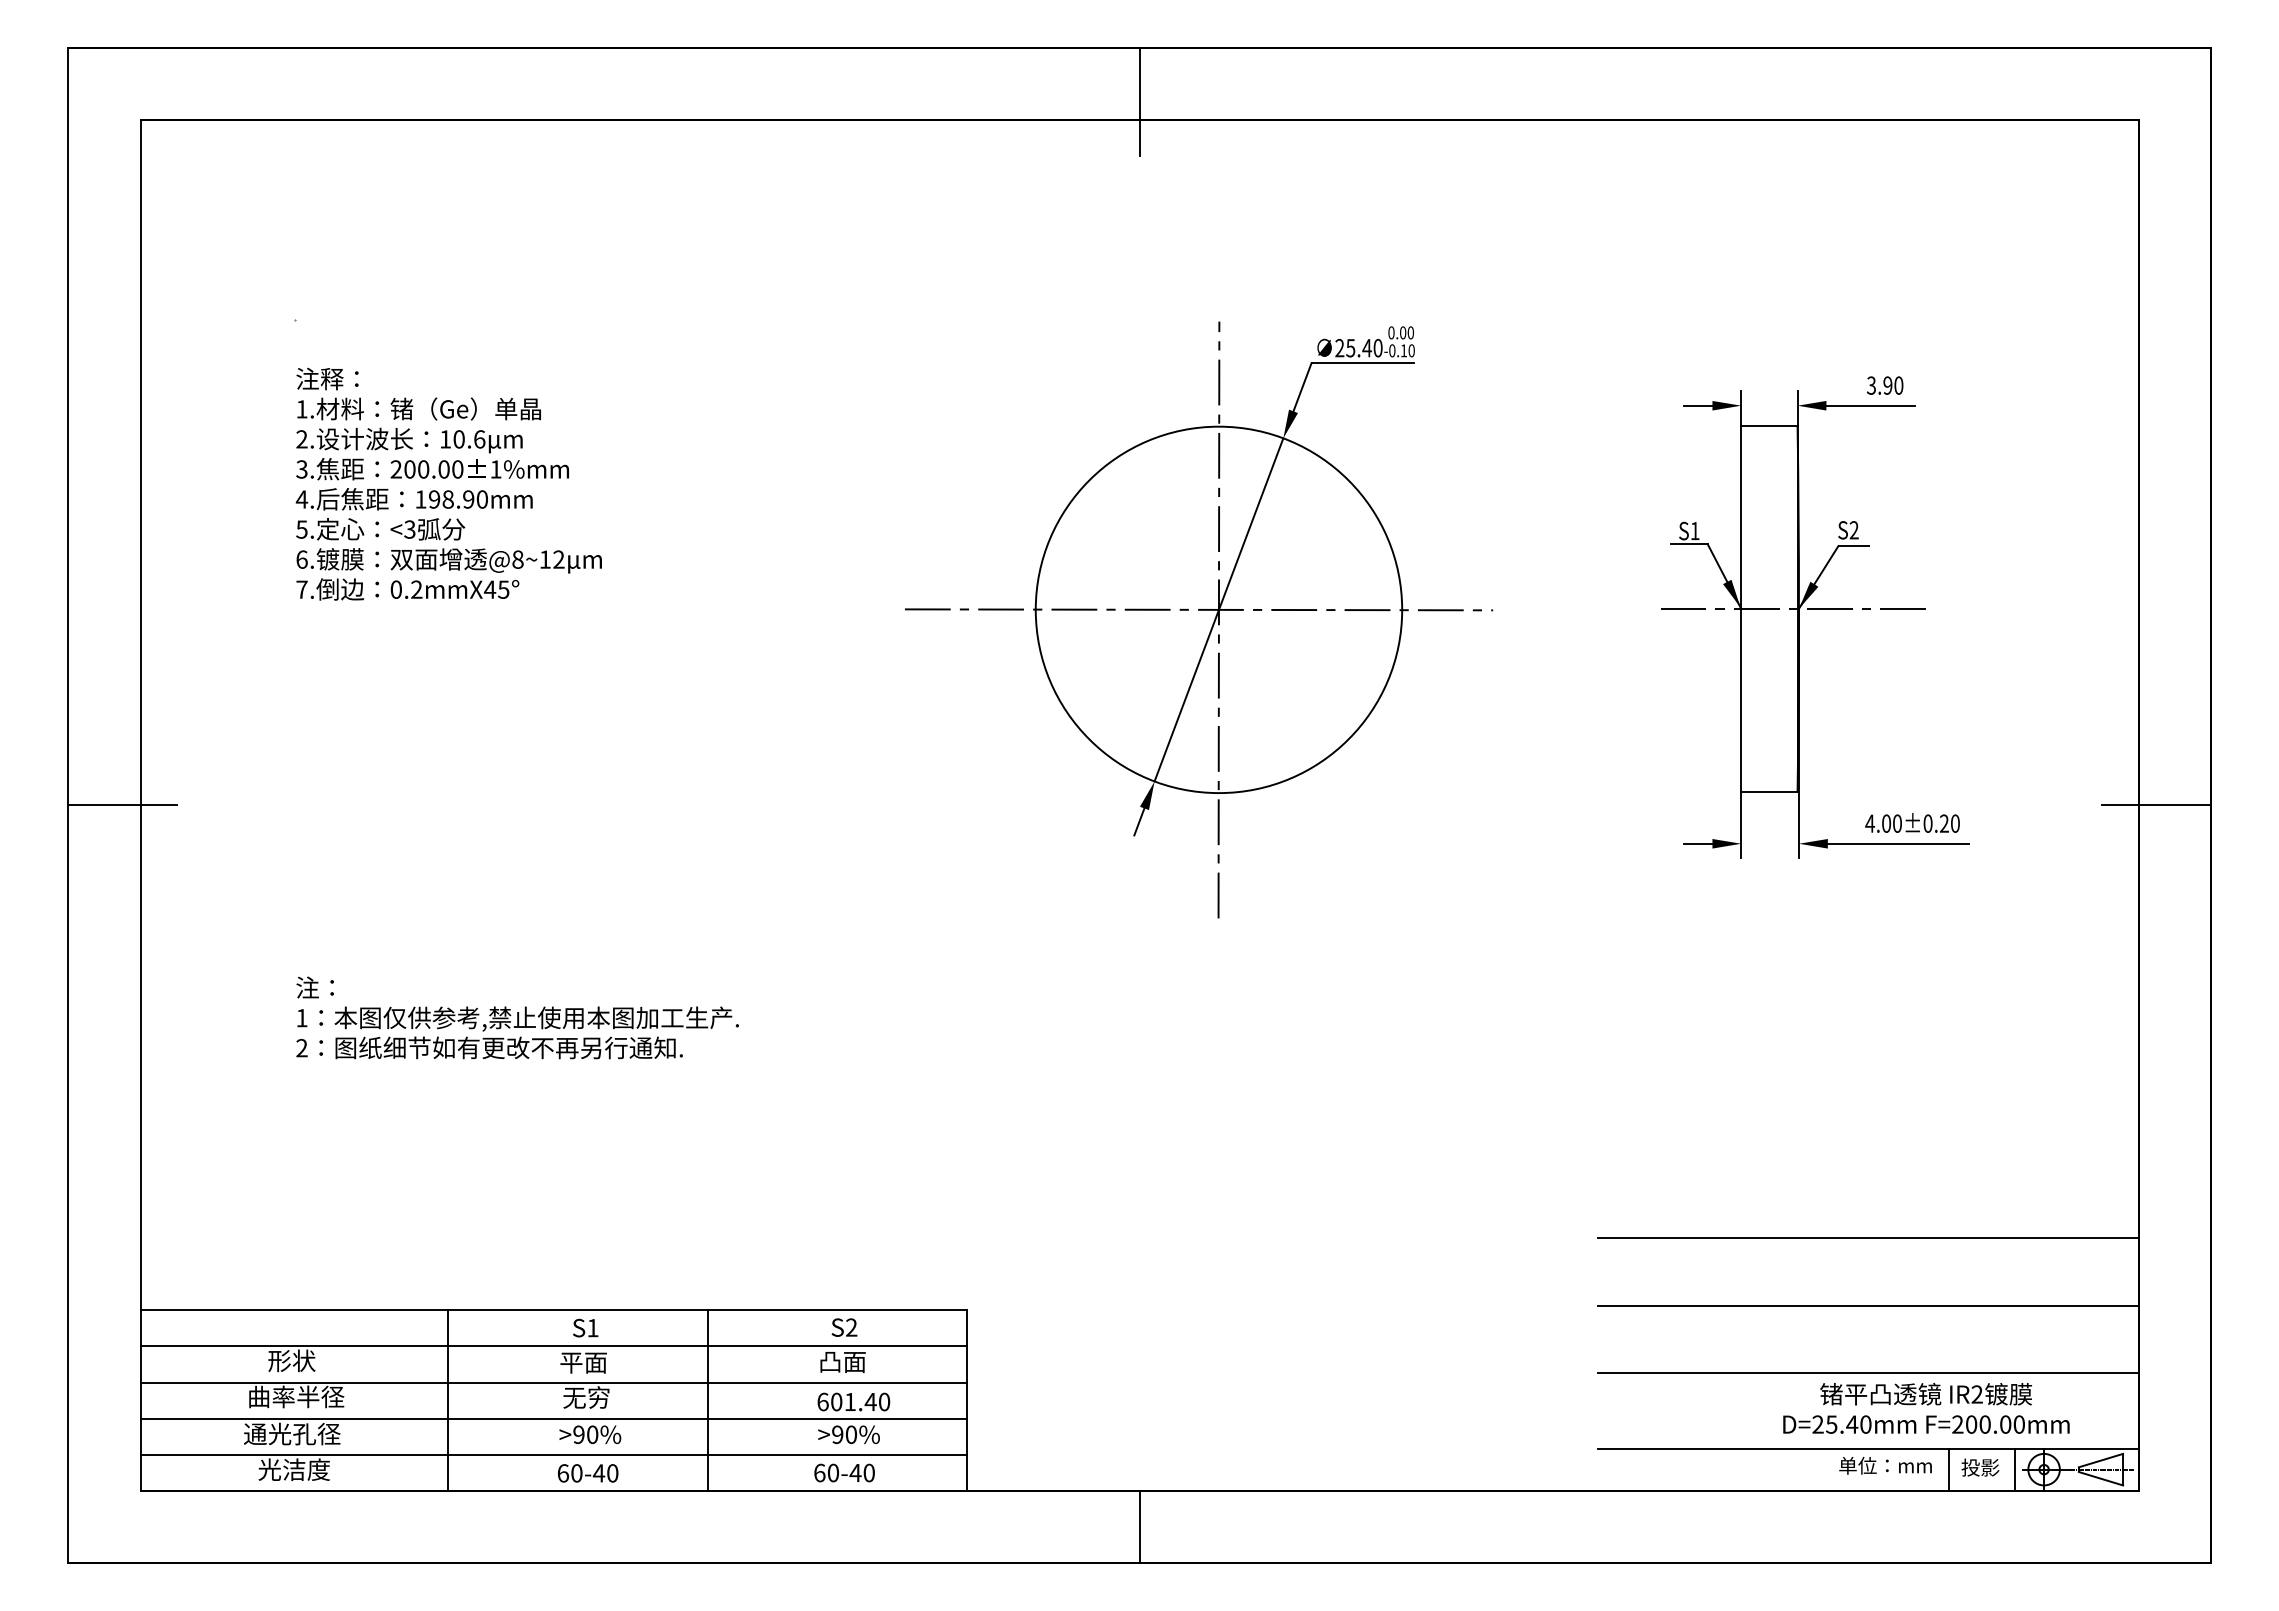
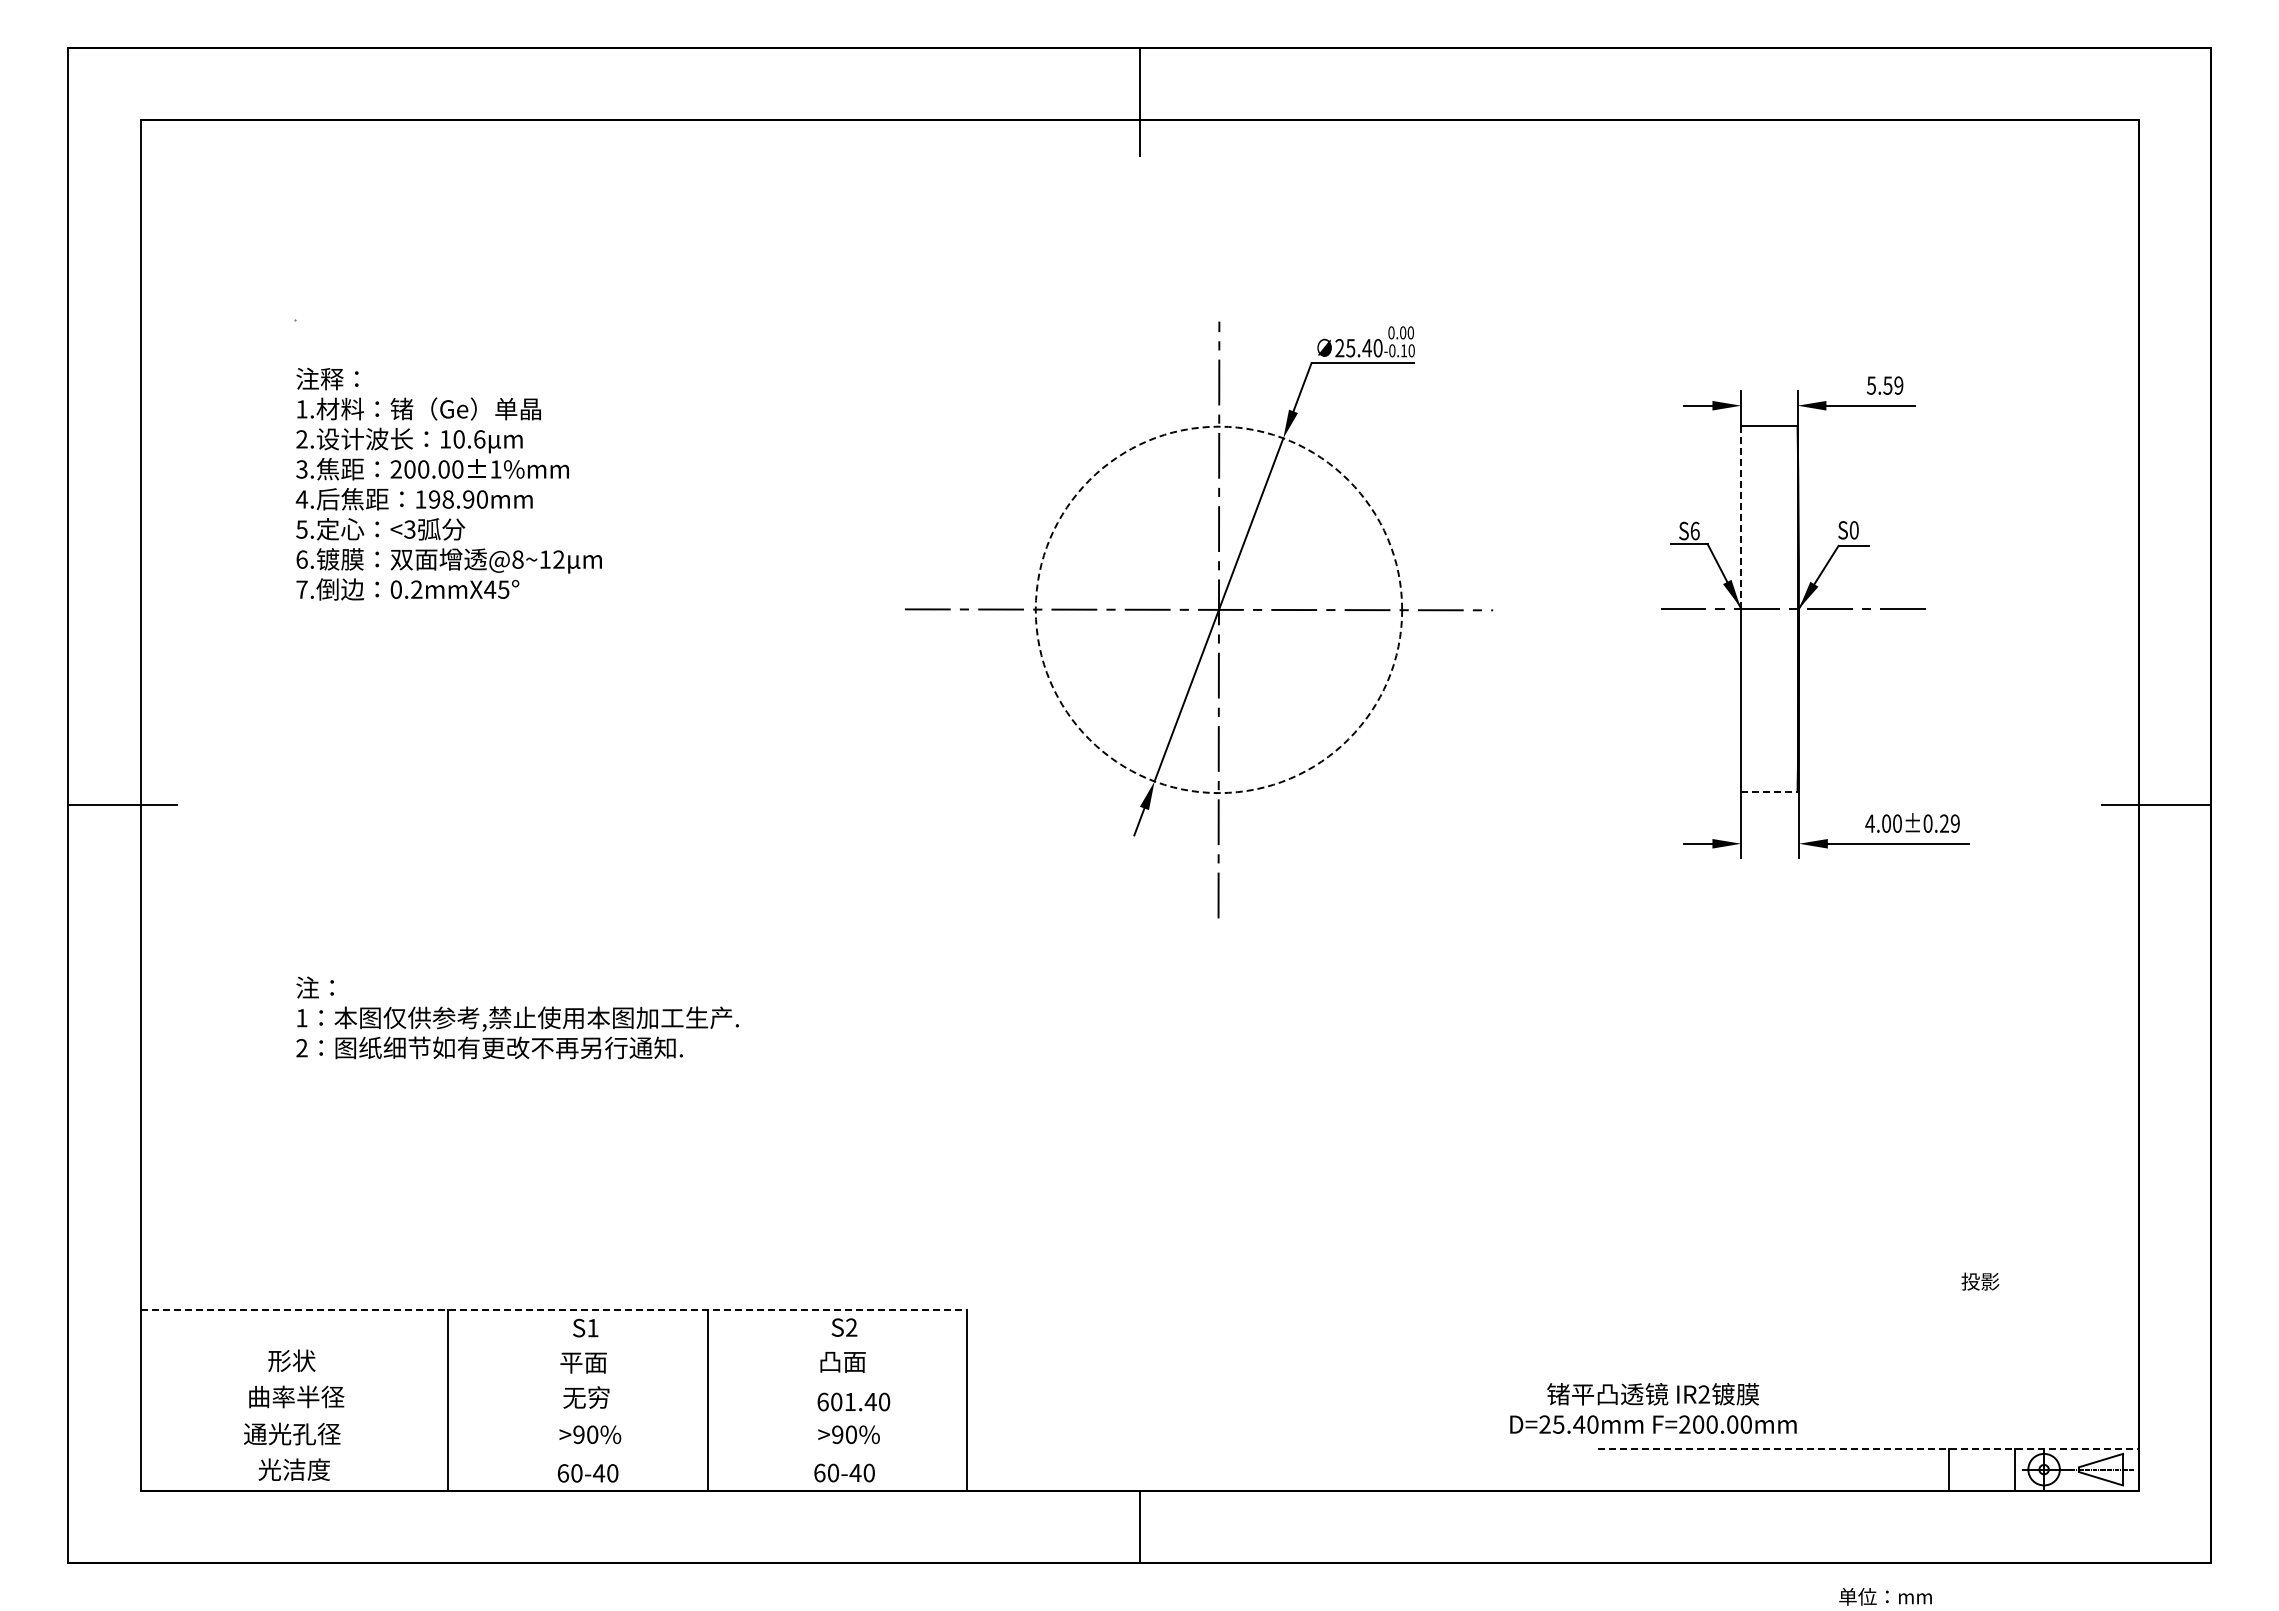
text: 3.90 -> 5.59 (1885, 385)
line: solid -> dashed (1741, 517)
text: S1 -> S6 (1694, 530)
text: S2 -> S0 (1853, 530)
circle: solid -> dashed (1218, 609)
line: solid -> dashed (1769, 791)
text: 4.00±0.20 -> 4.00±0.29 (1954, 823)
line: present -> none (1867, 1238)
line: present -> none (1867, 1305)
line: solid -> dashed (554, 1310)
line: present -> none (553, 1346)
line: present -> none (1867, 1372)
line: present -> none (553, 1382)
text position: (1926, 1408) -> (1653, 1408) (1653, 1408)
line: present -> none (553, 1418)
line: solid -> dashed (1868, 1448)
line: present -> none (553, 1454)
text position: (1885, 1465) -> (1885, 1596) (1885, 1596)
text position: (1980, 1467) -> (1980, 1281) (1980, 1281)
